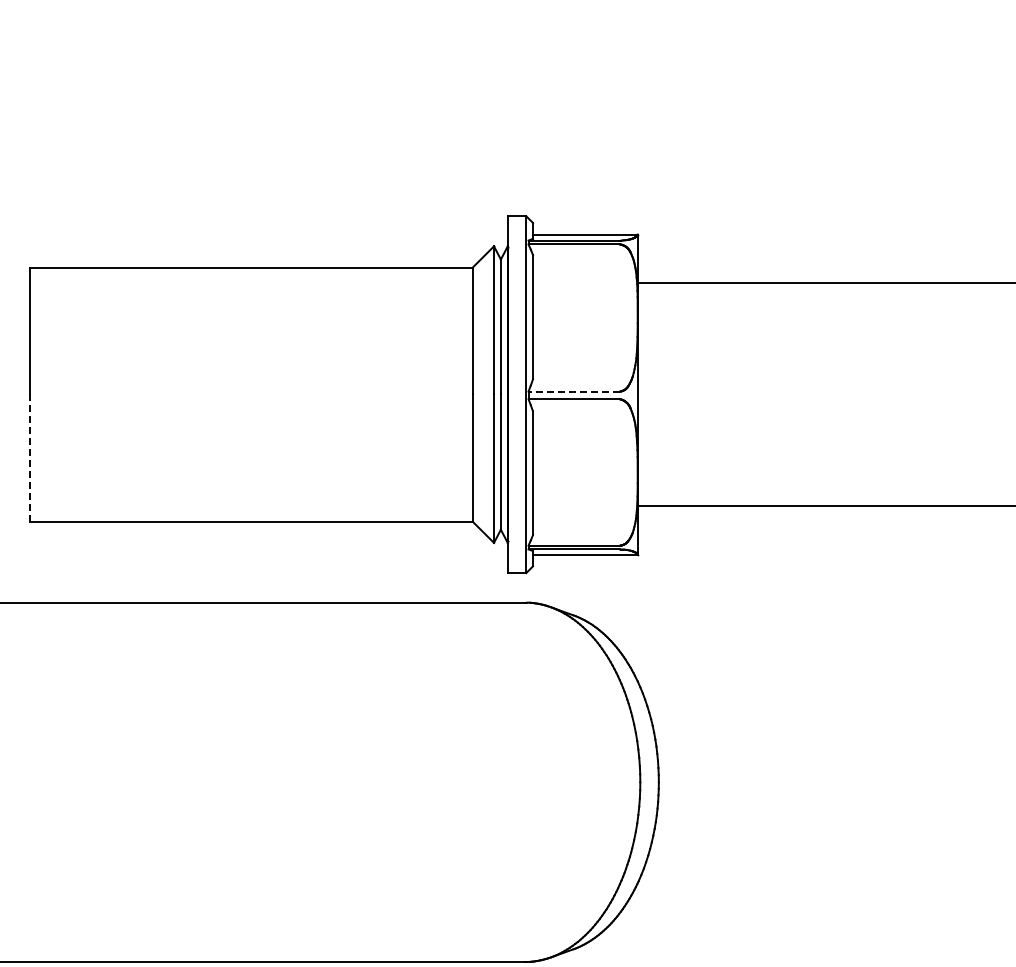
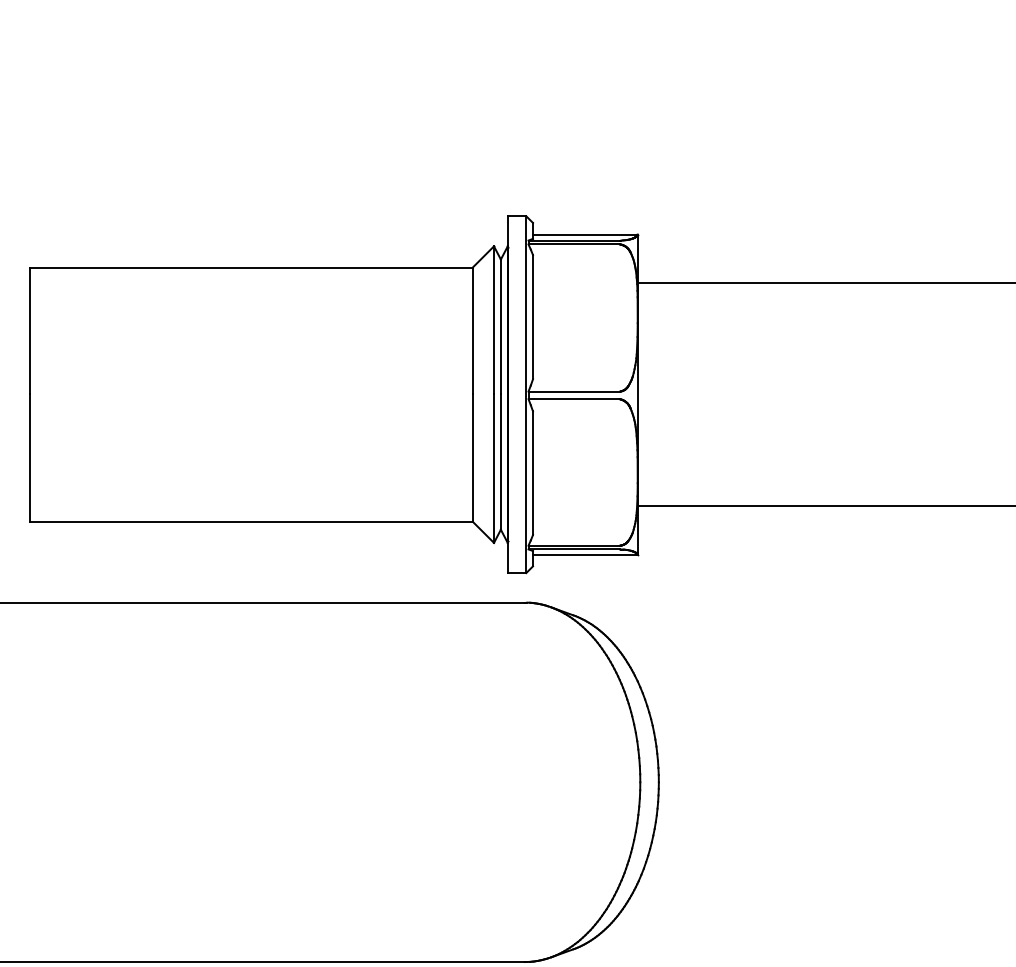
line: dashed -> solid (574, 391)
line: dashed -> solid (29, 457)
